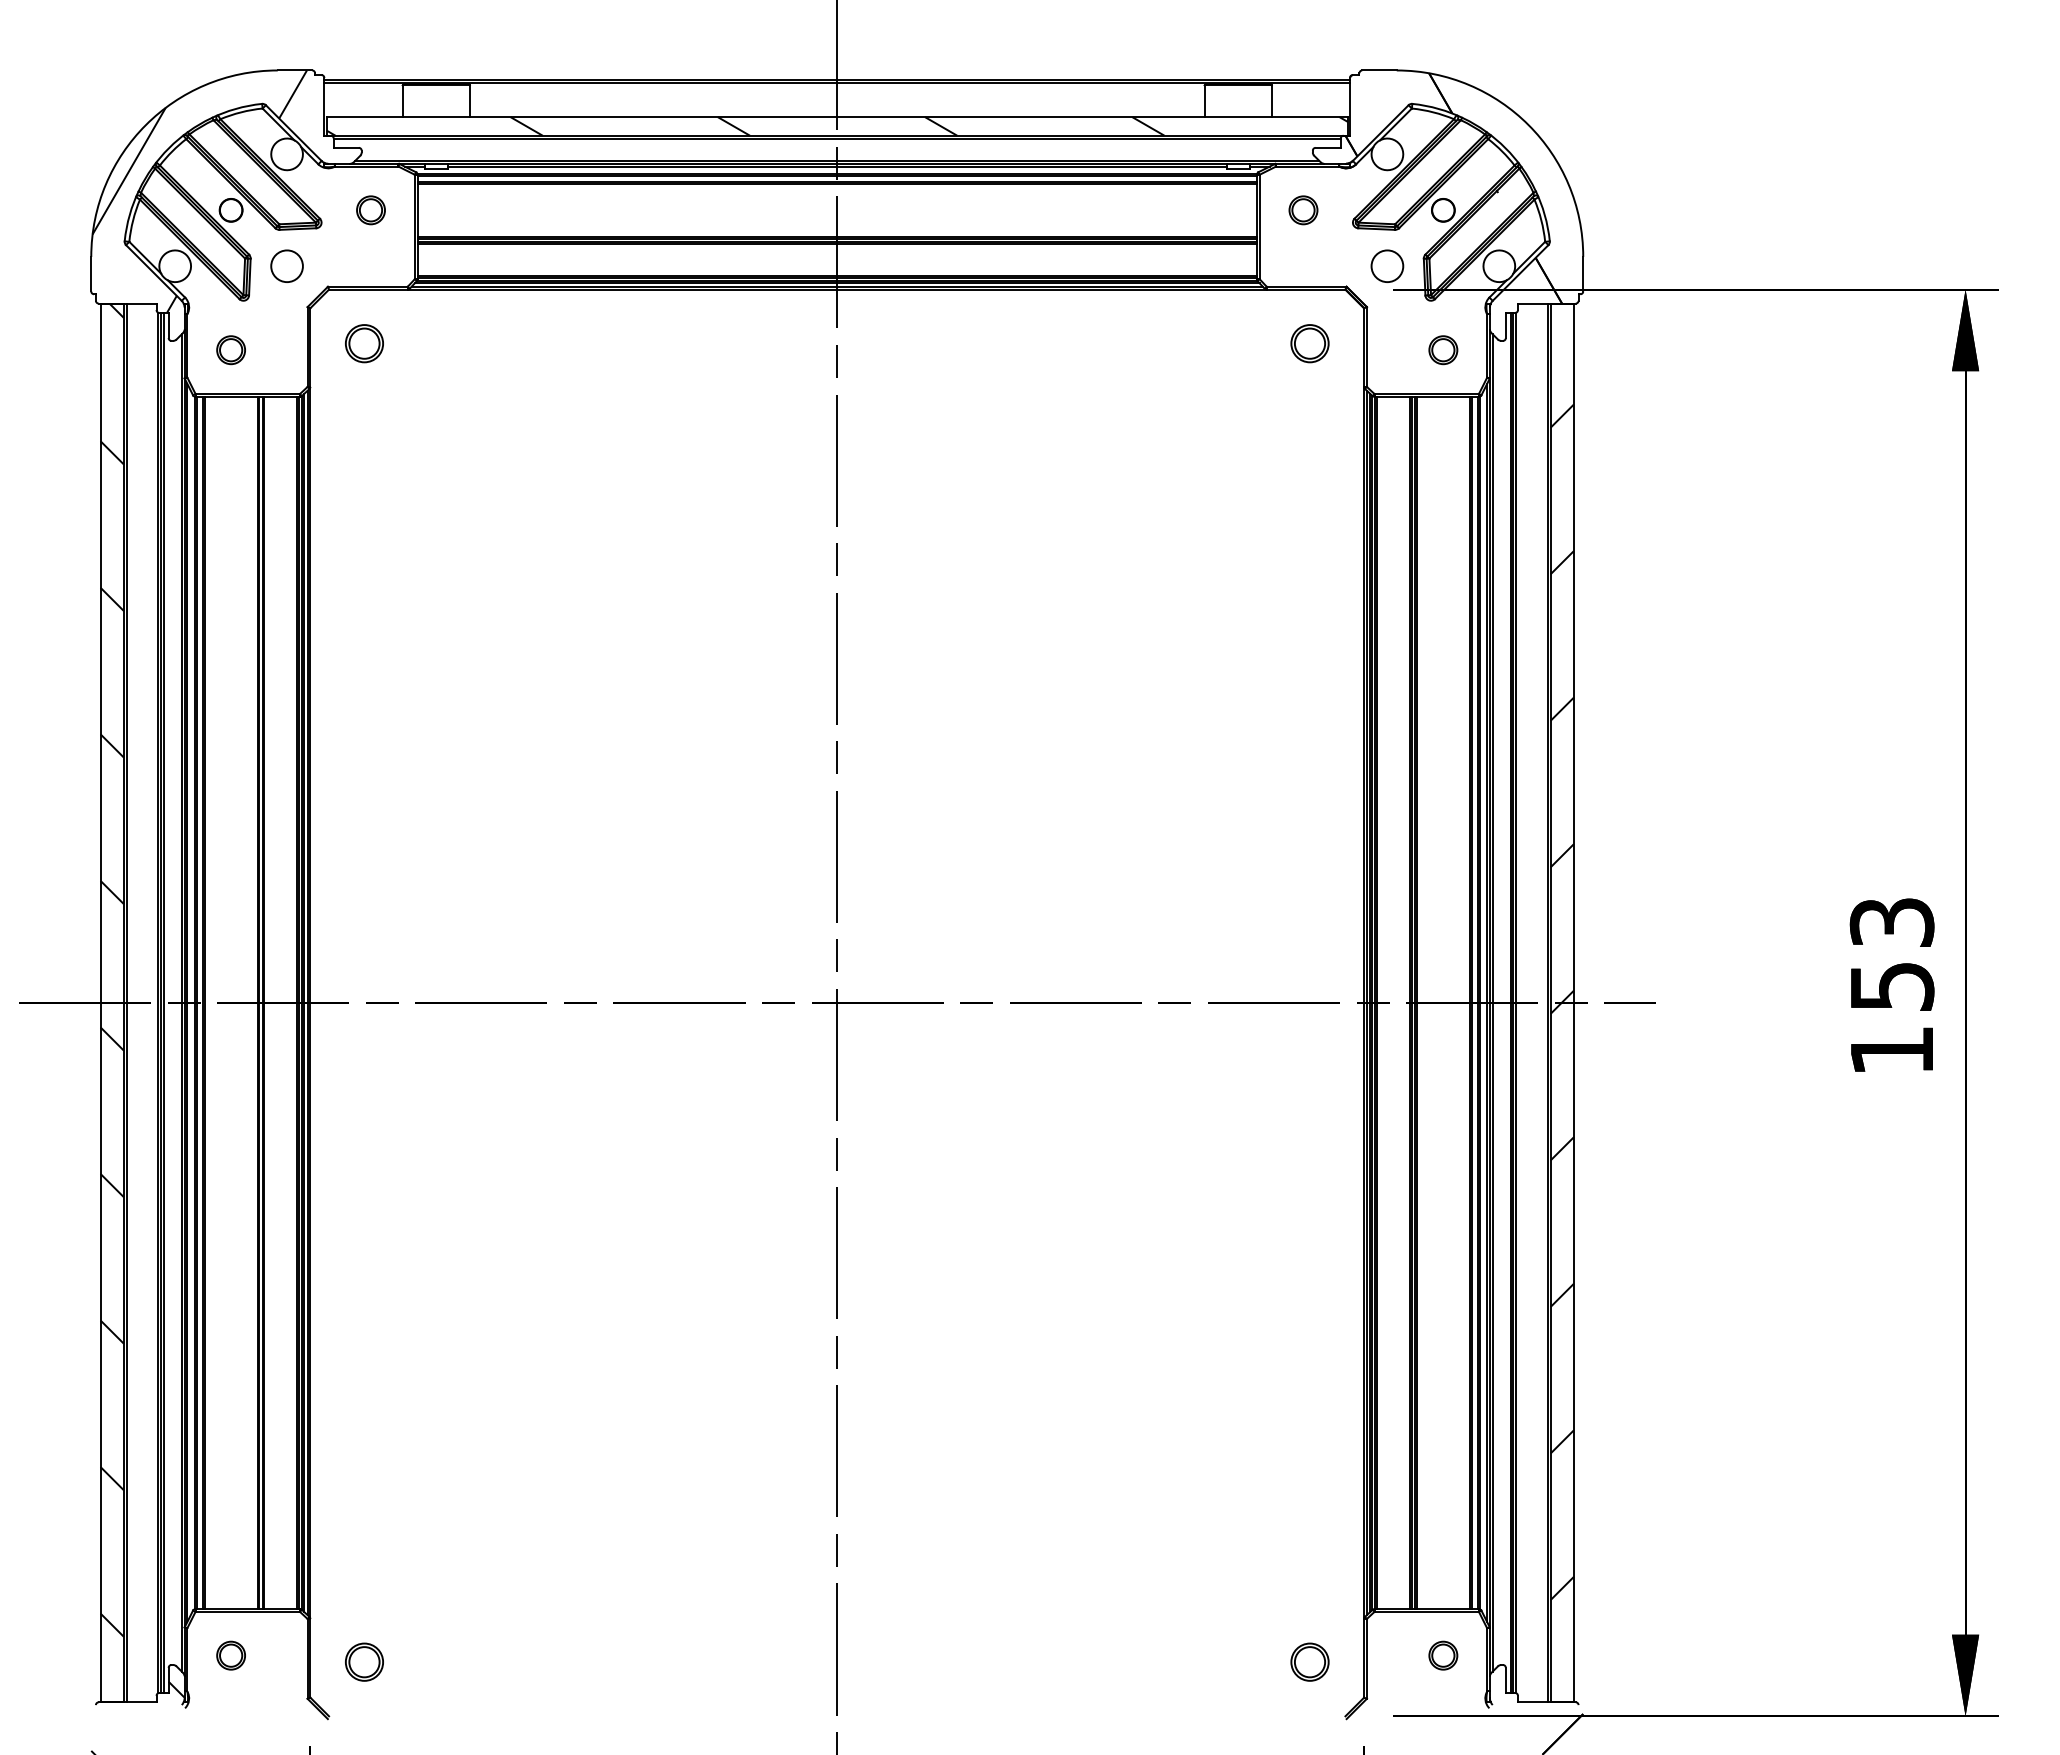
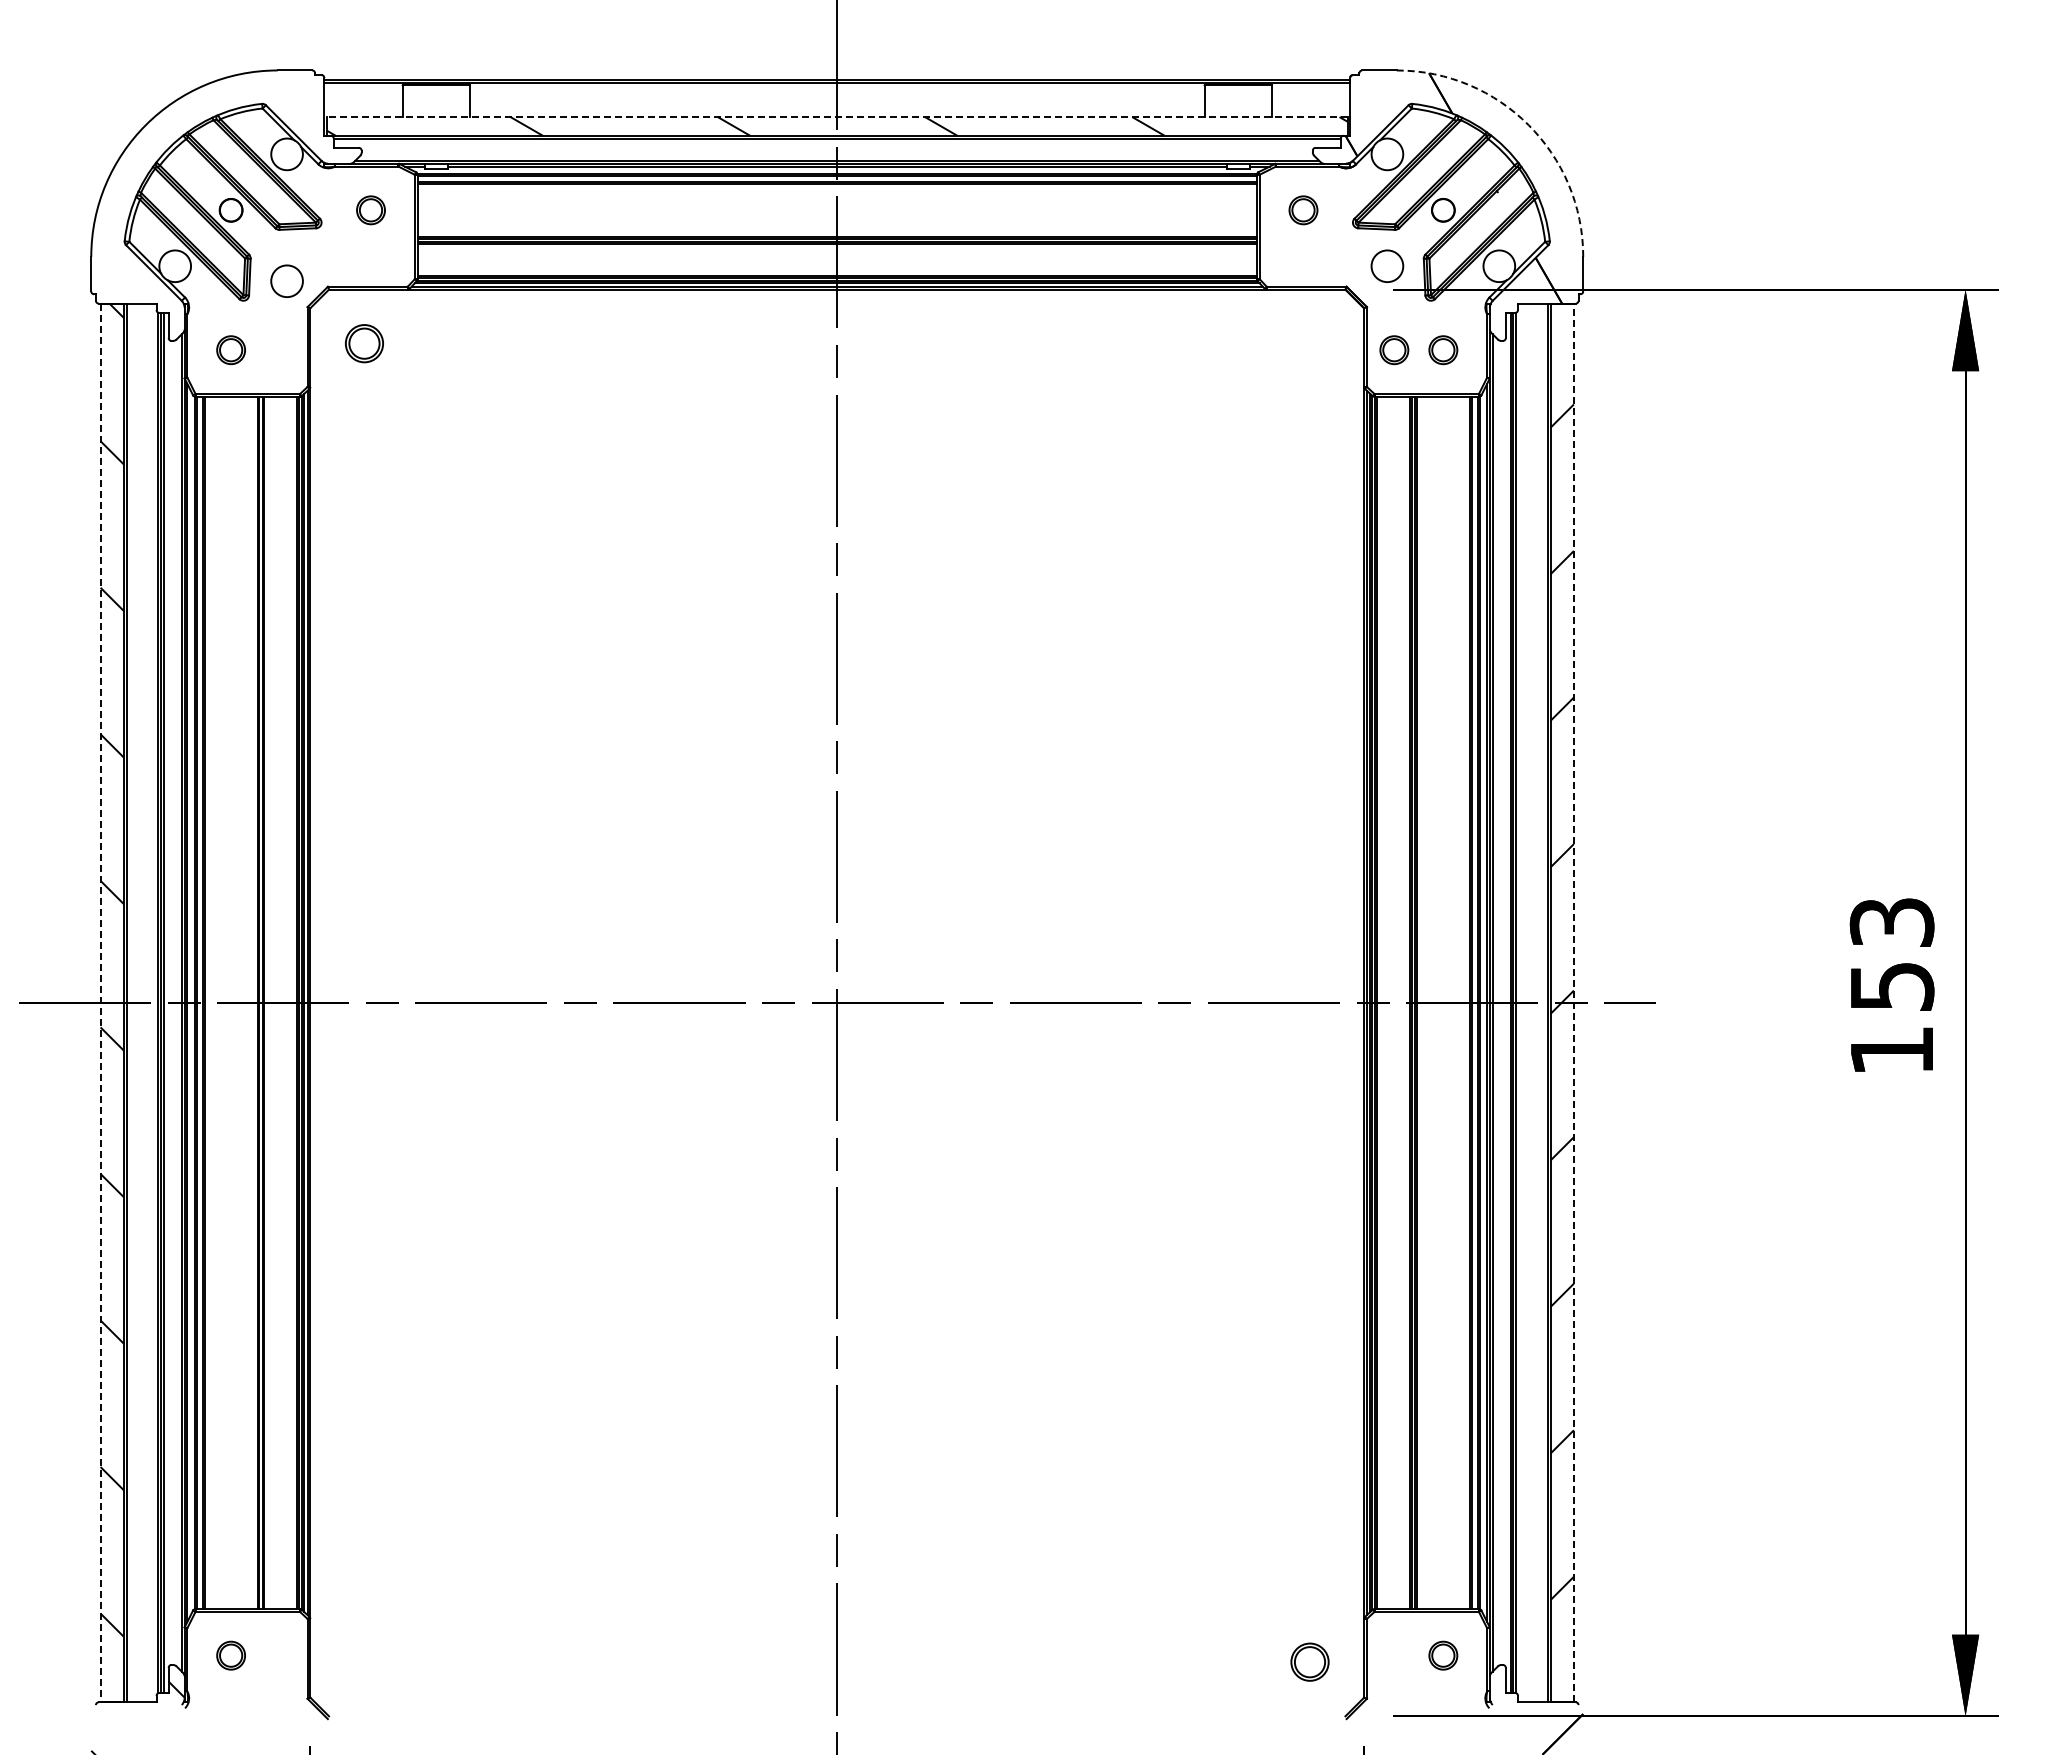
line: solid -> dashed (837, 117)
arc: solid -> dashed (1528, 125)
hatch: present -> none (199, 191)
circle position: (286, 265) -> (286, 280) (286, 280)
part: present -> none (1309, 343)
part: none -> present (1394, 350)
line: solid -> dashed (1573, 1002)
line: solid -> dashed (100, 1003)
part: present -> none (364, 1661)
